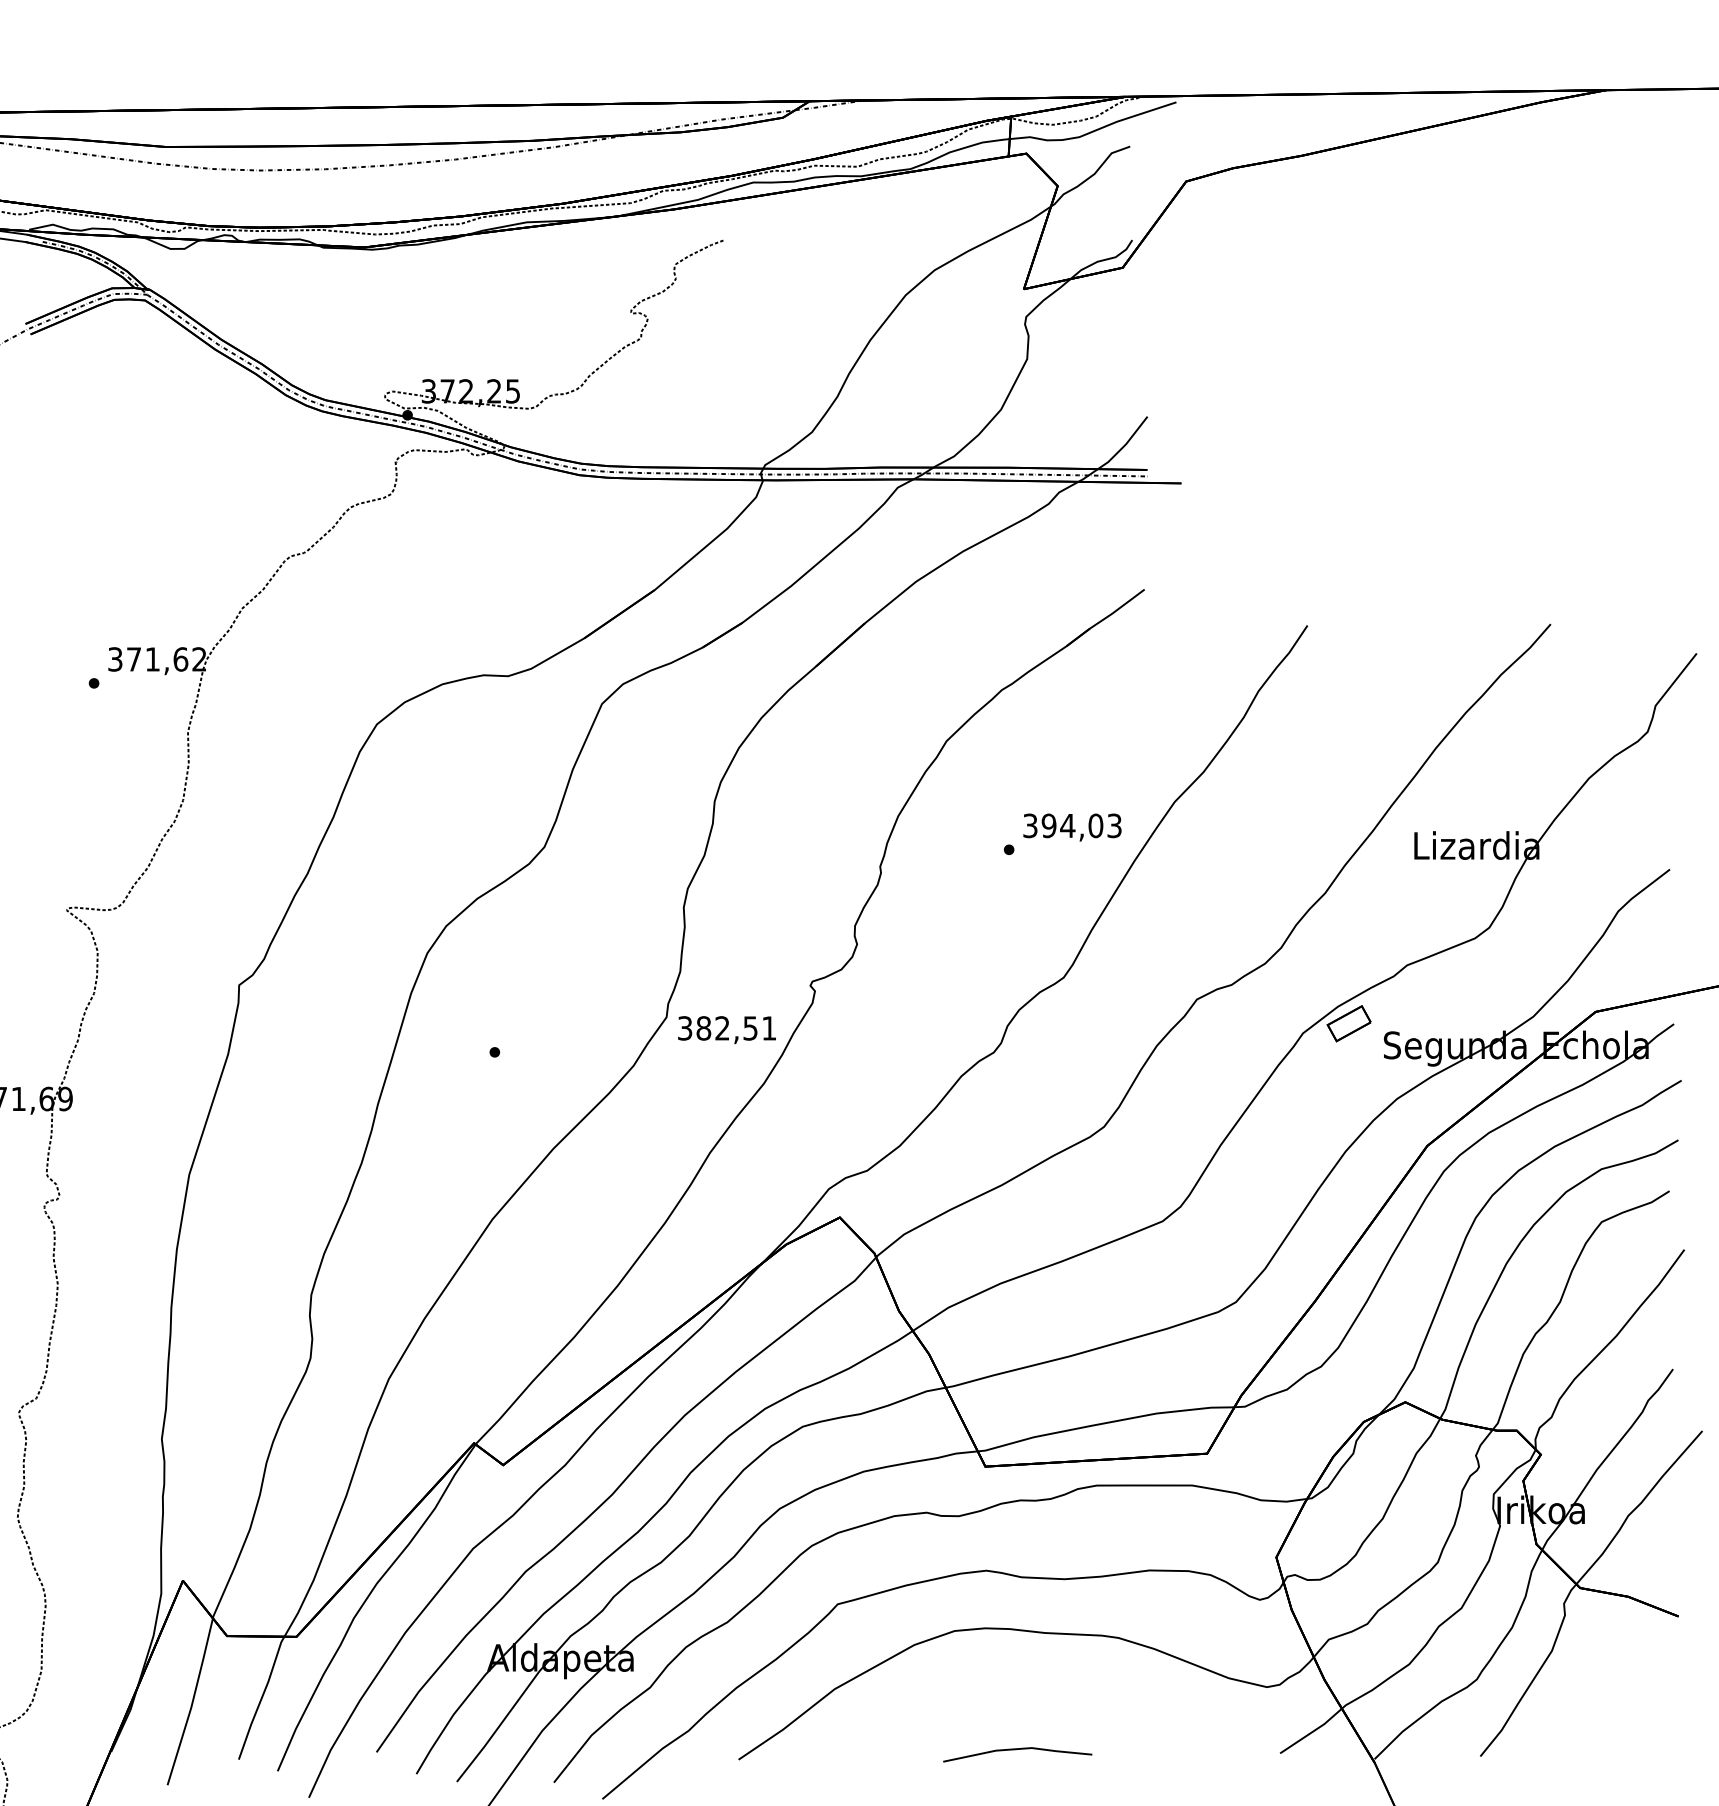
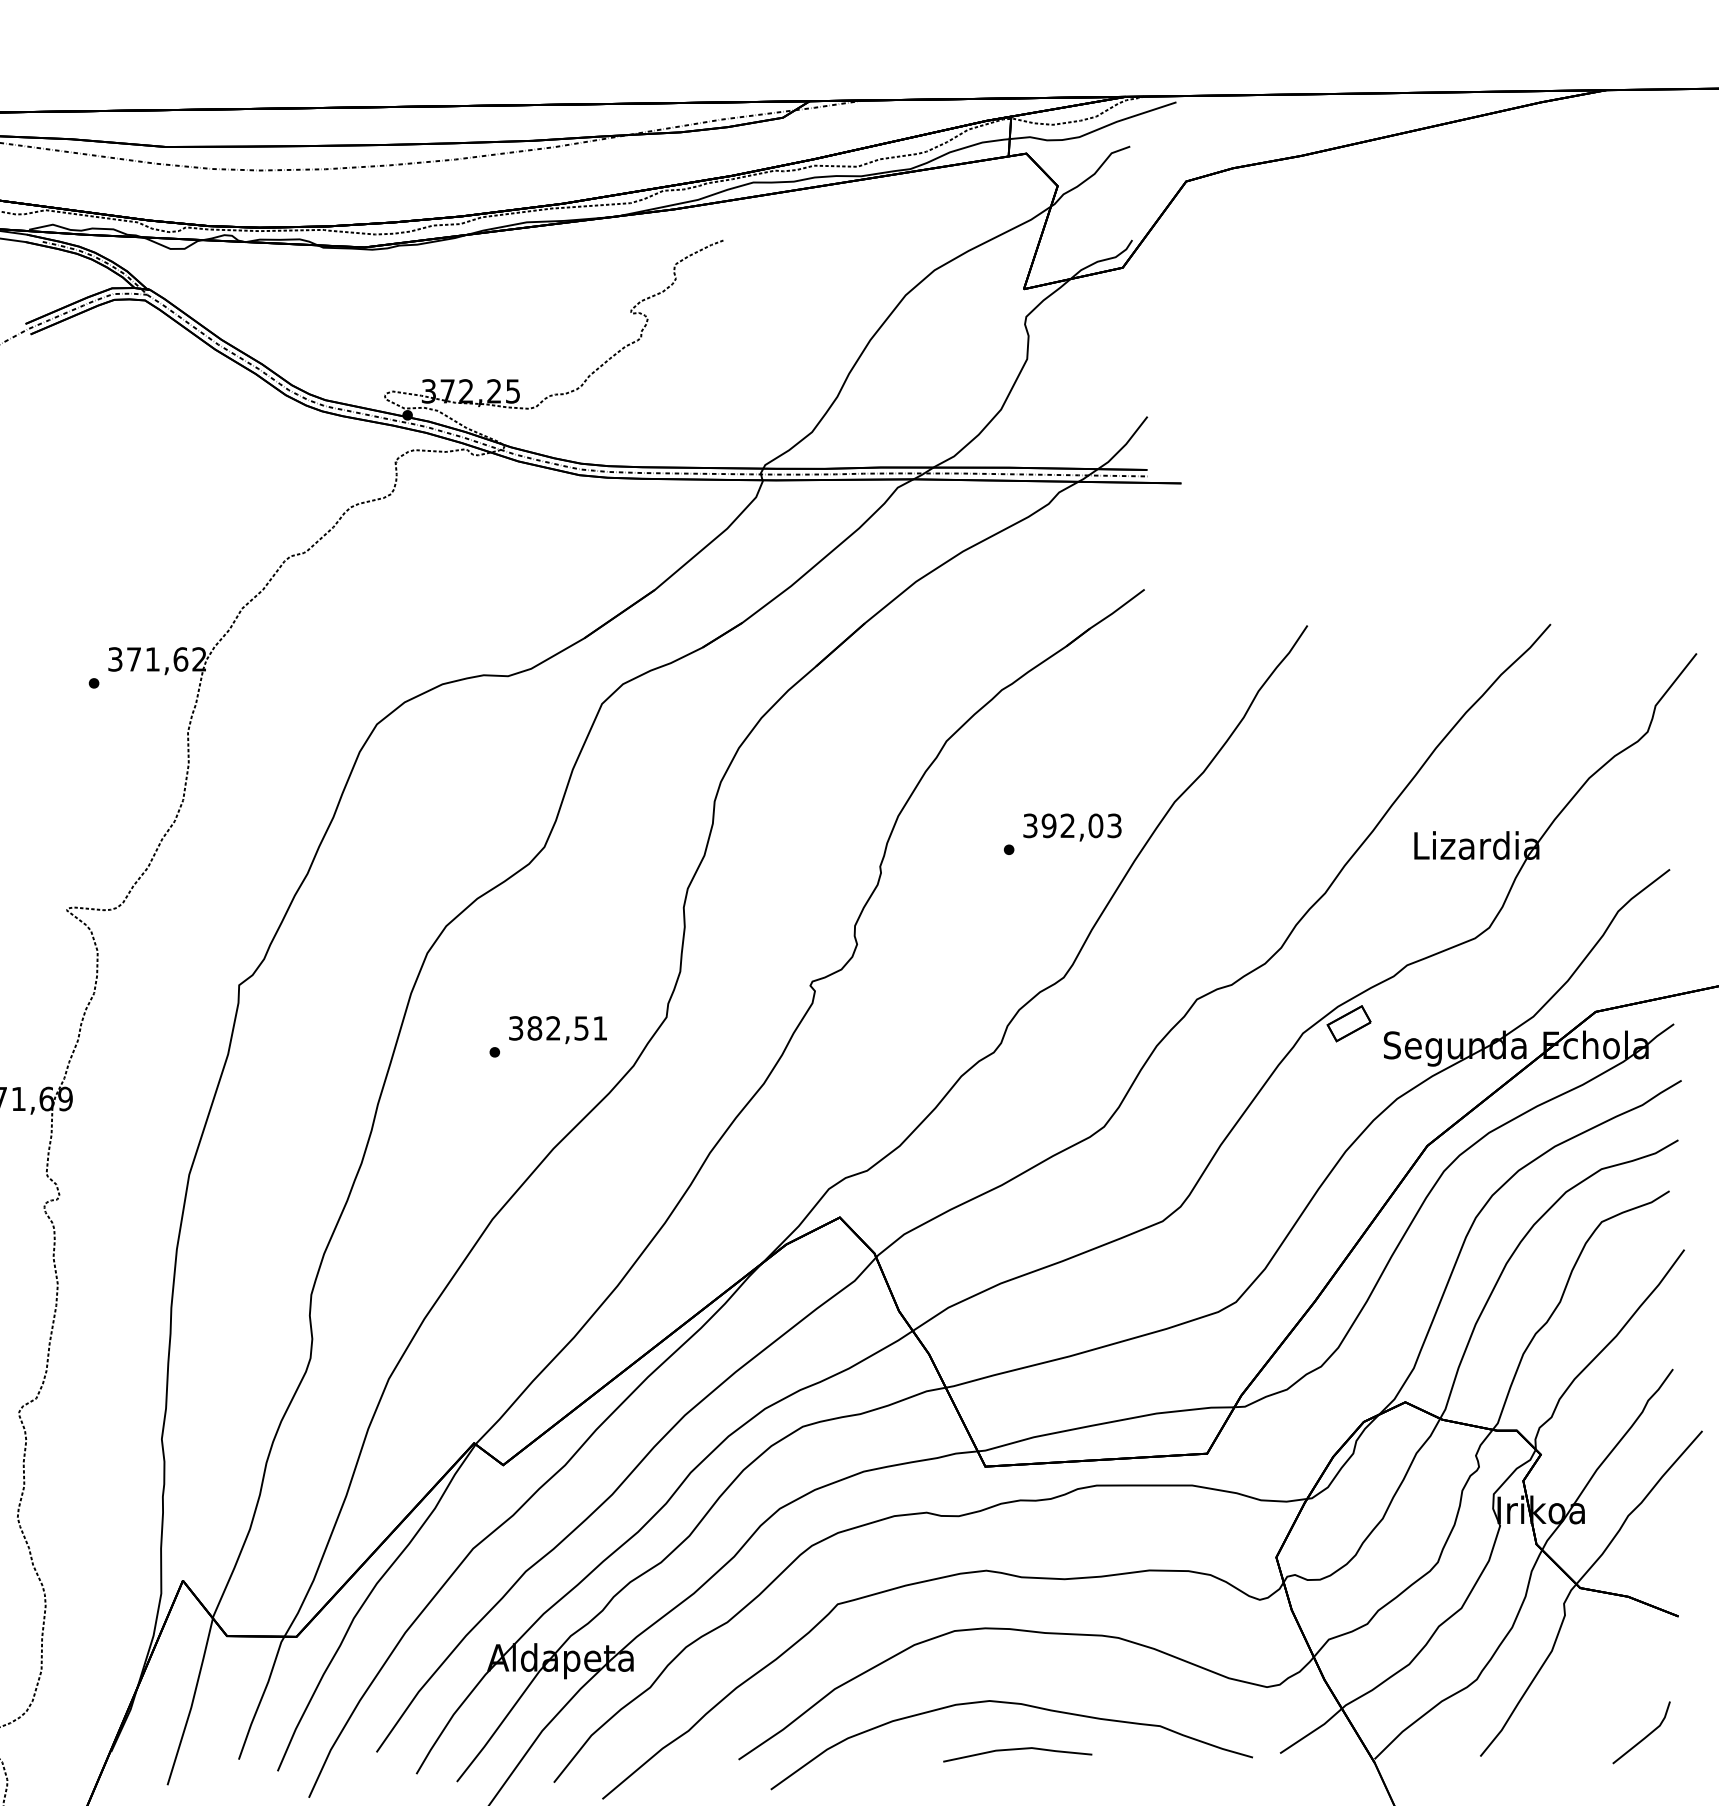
text: 394,03 -> 392,03 (1067, 825)
text position: (726, 1030) -> (557, 1030) (557, 1030)
curve: none -> present (1012, 1704)
line: none -> present (1645, 1736)
